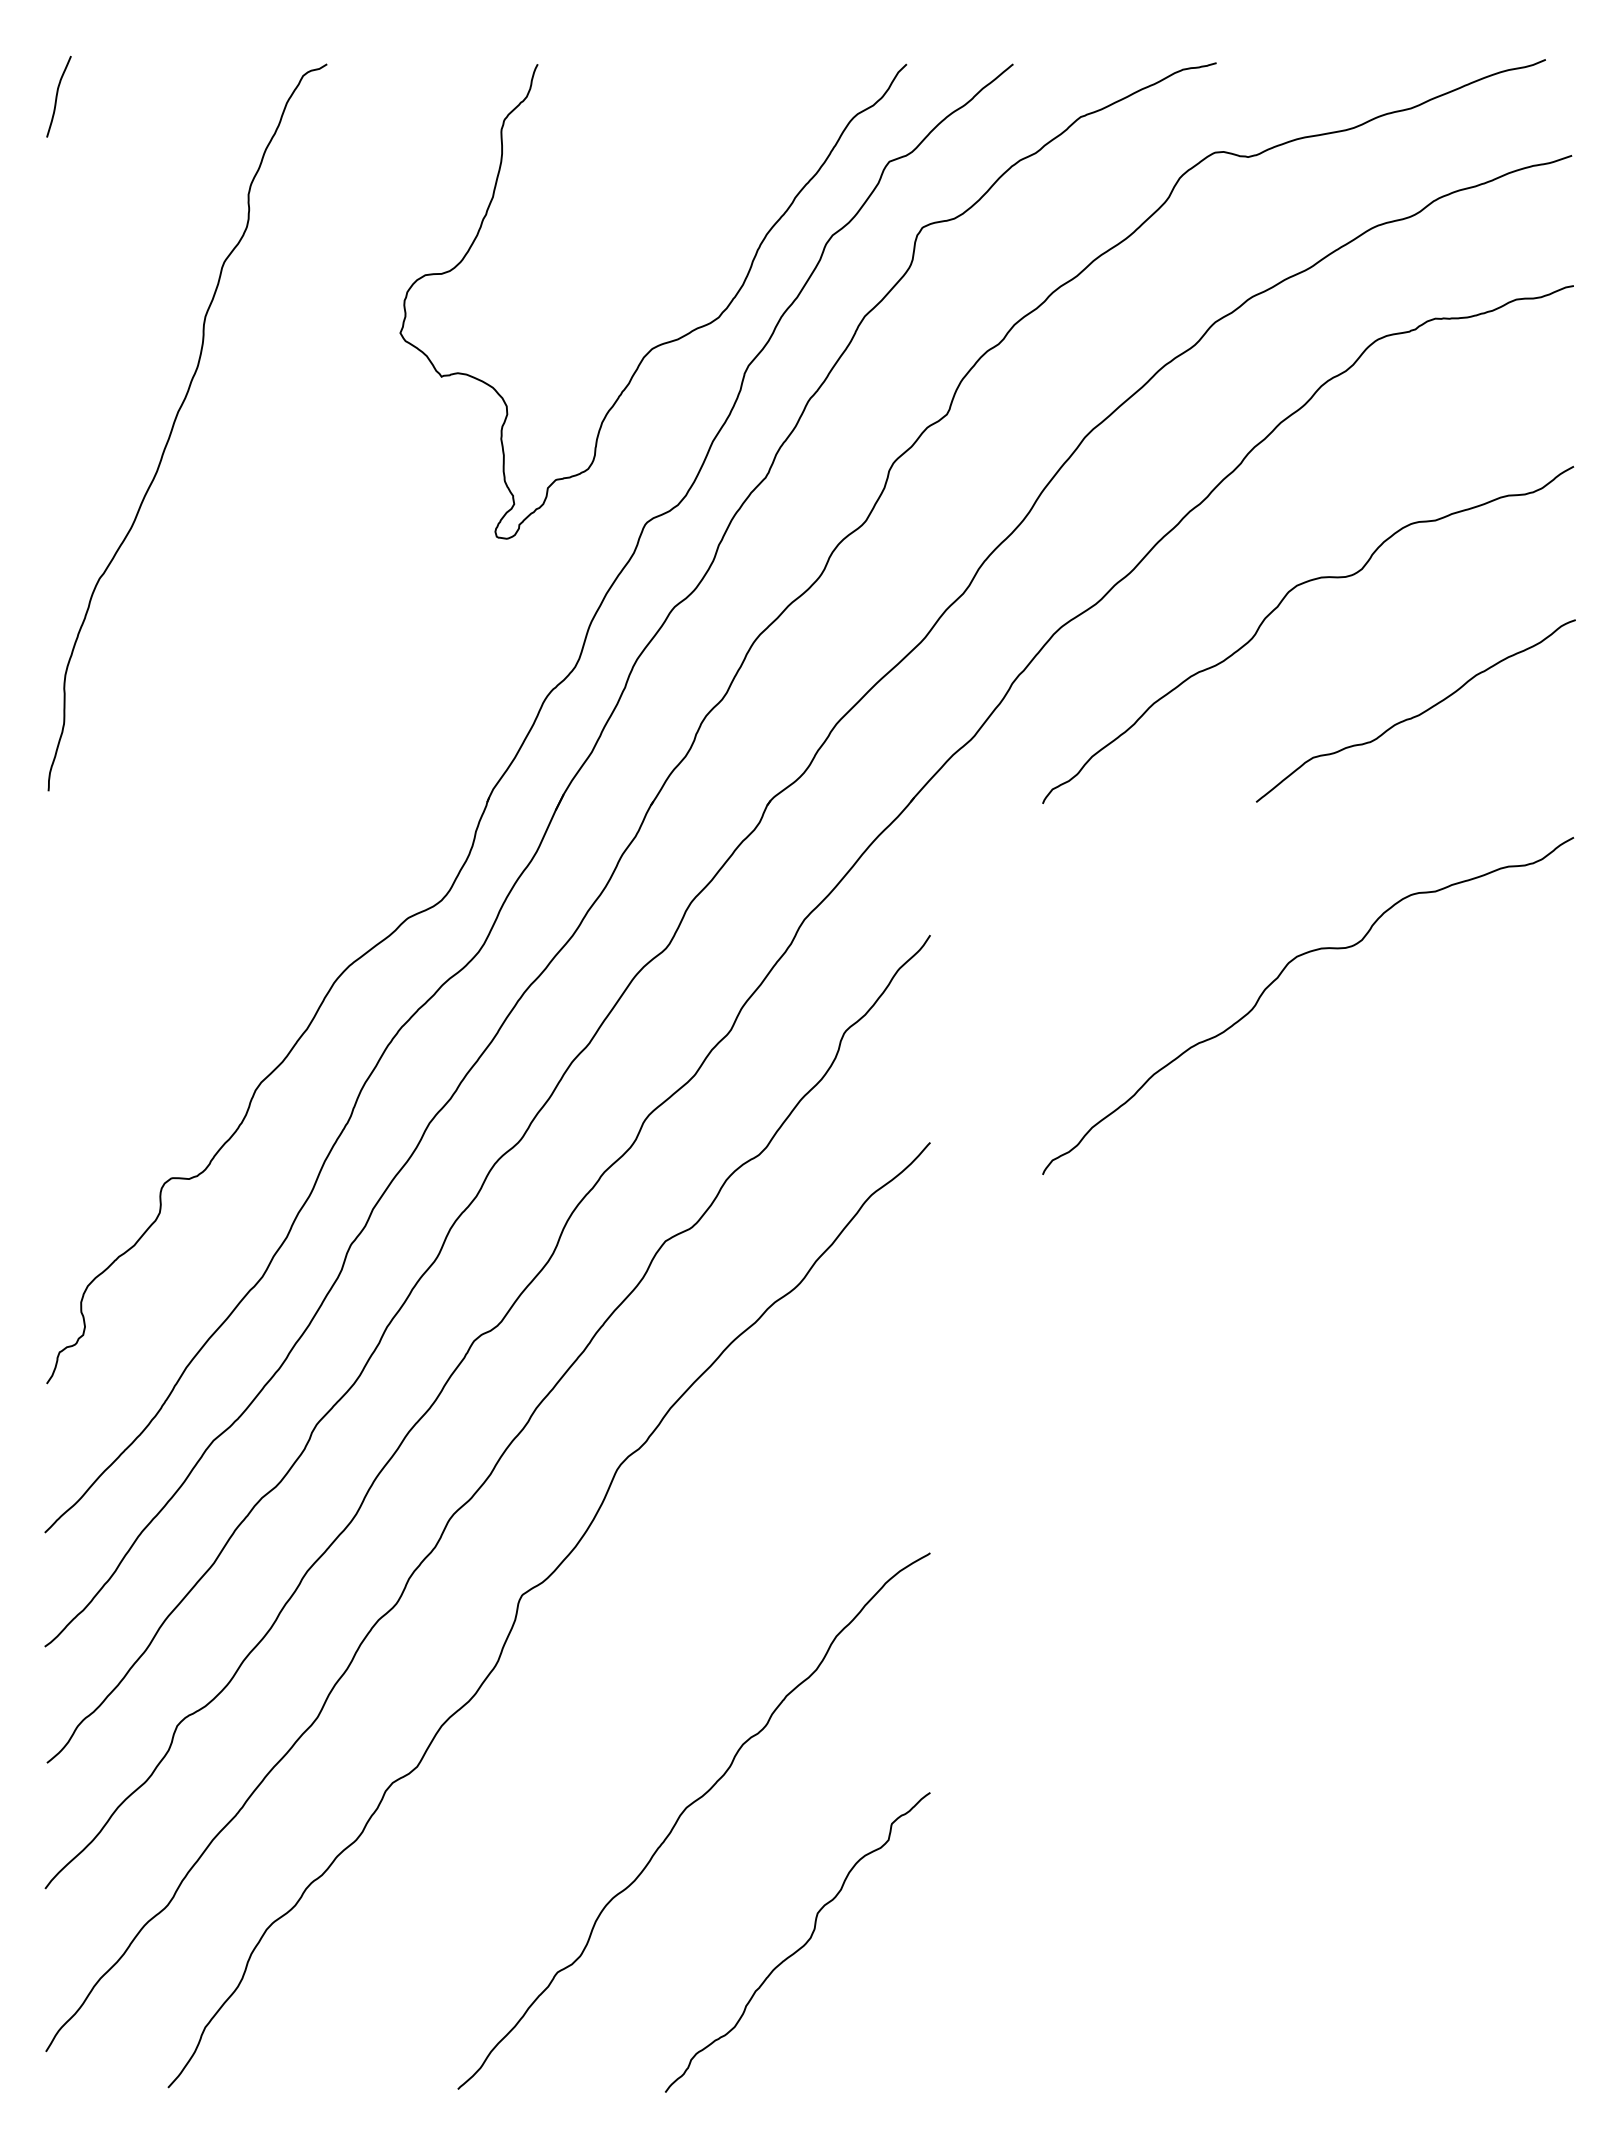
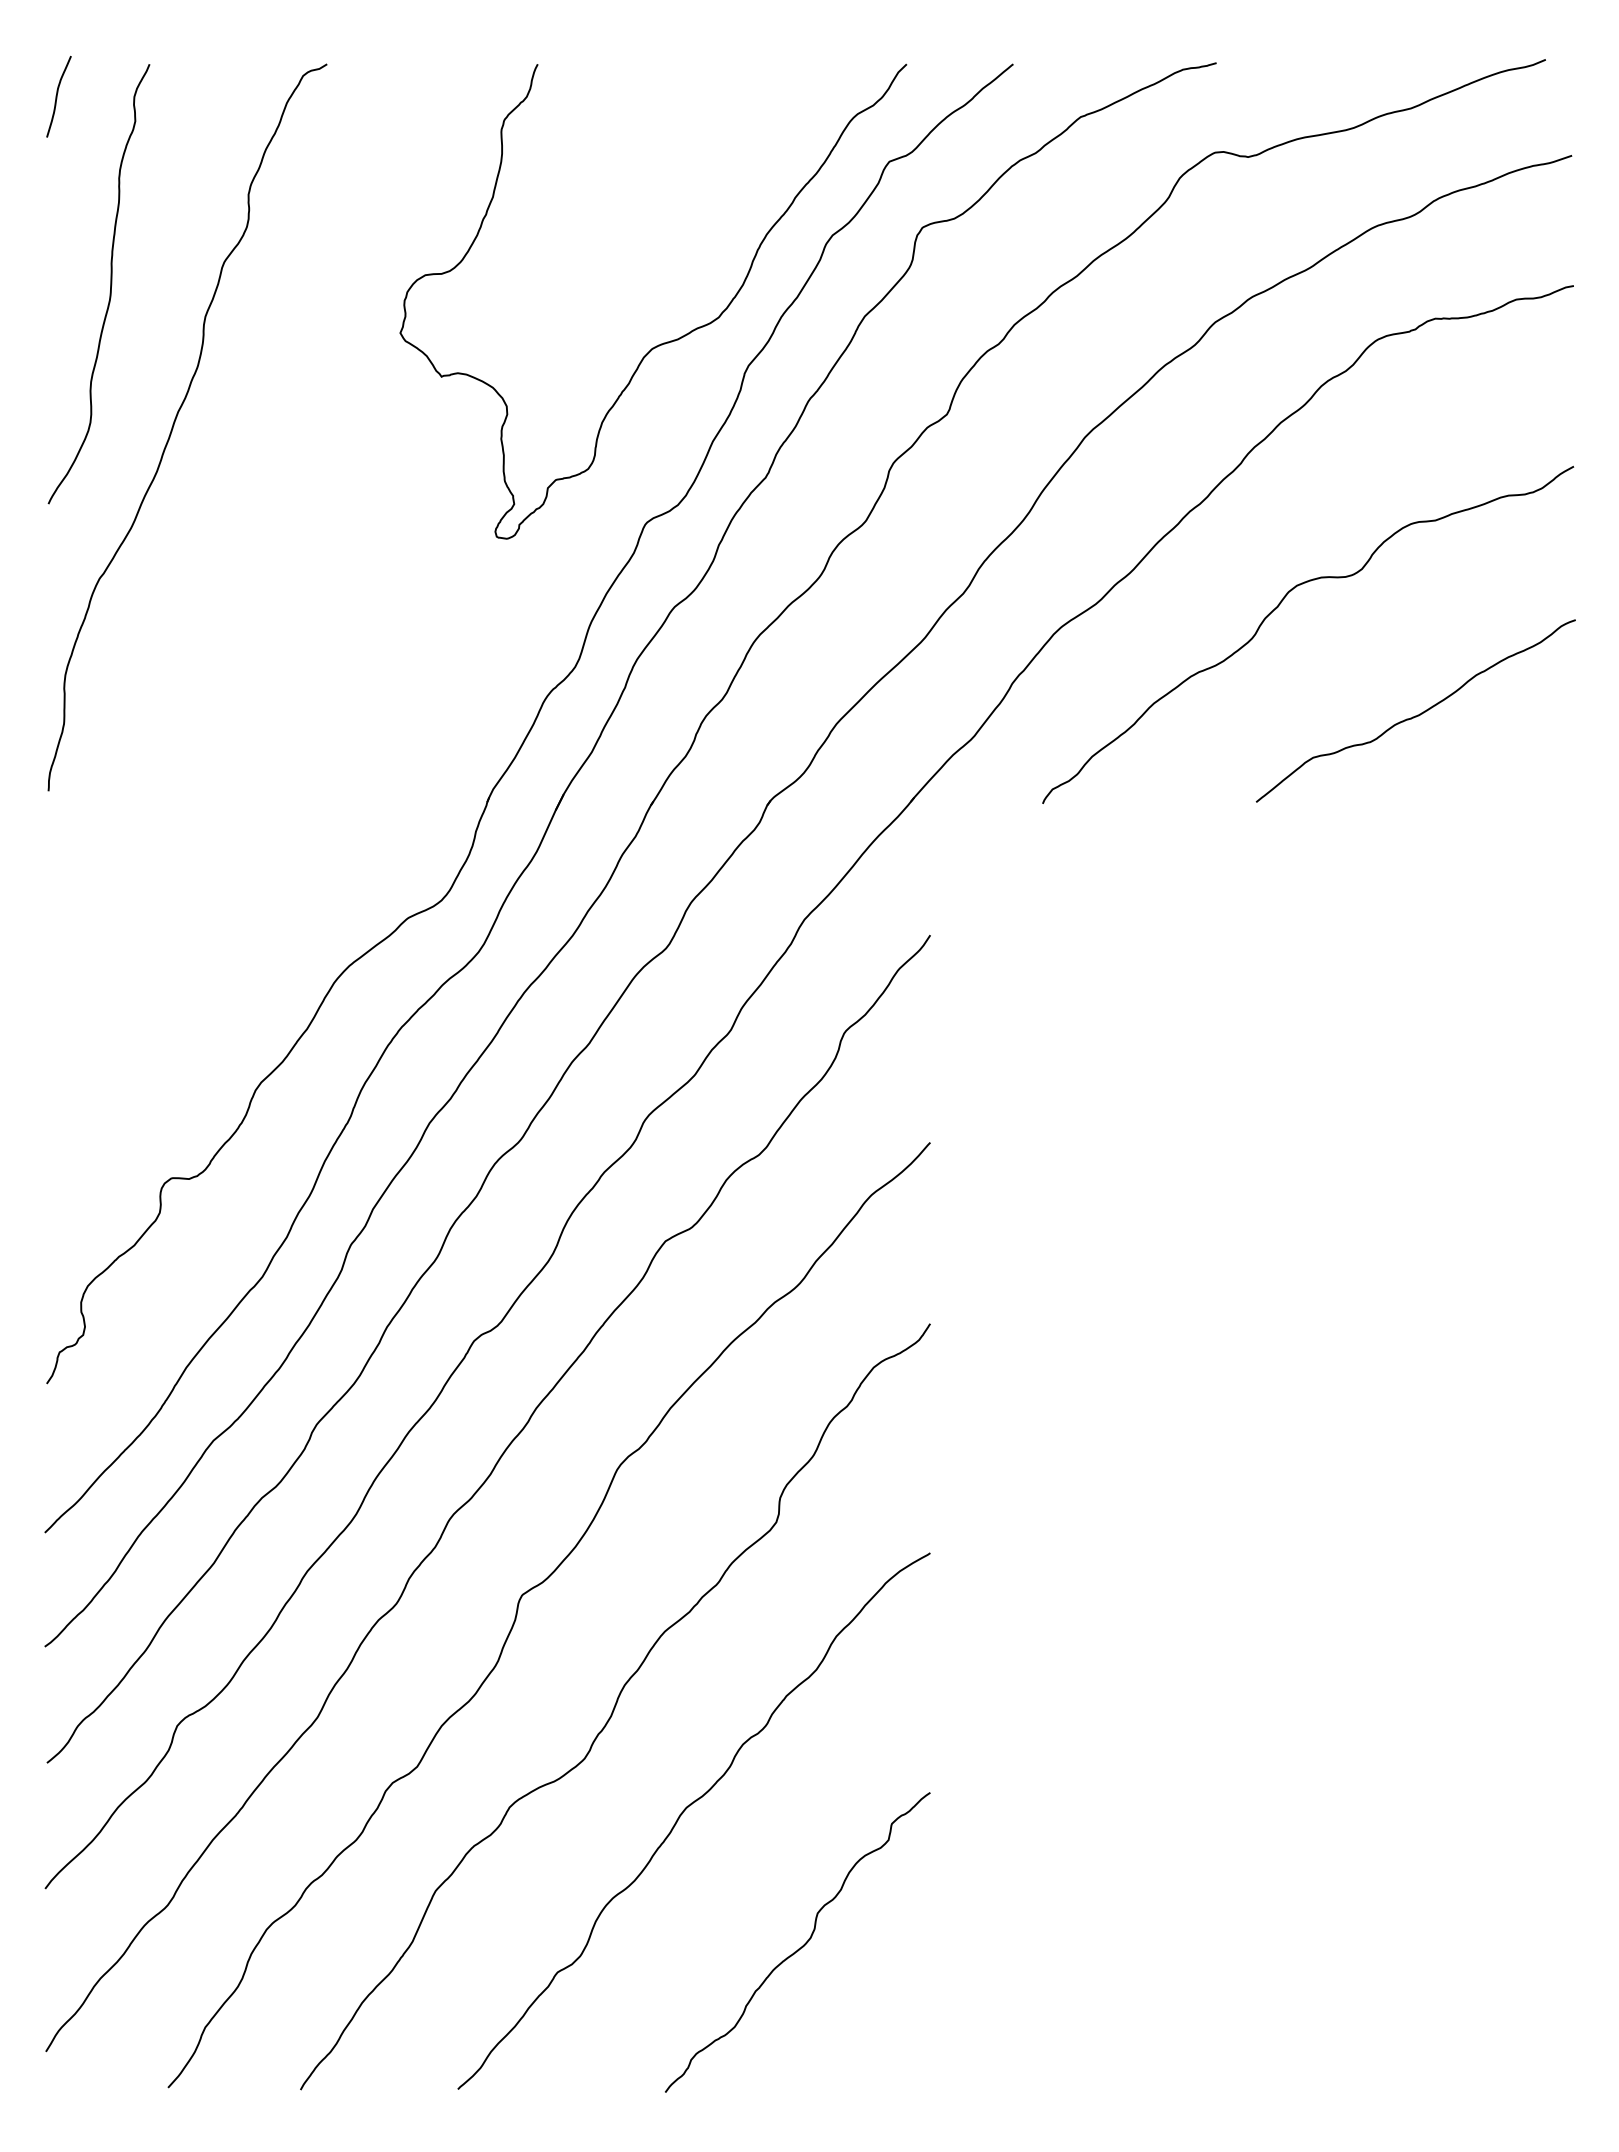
curve: none -> present (110, 284)
curve: present -> none (1278, 978)
curve: none -> present (615, 1706)
